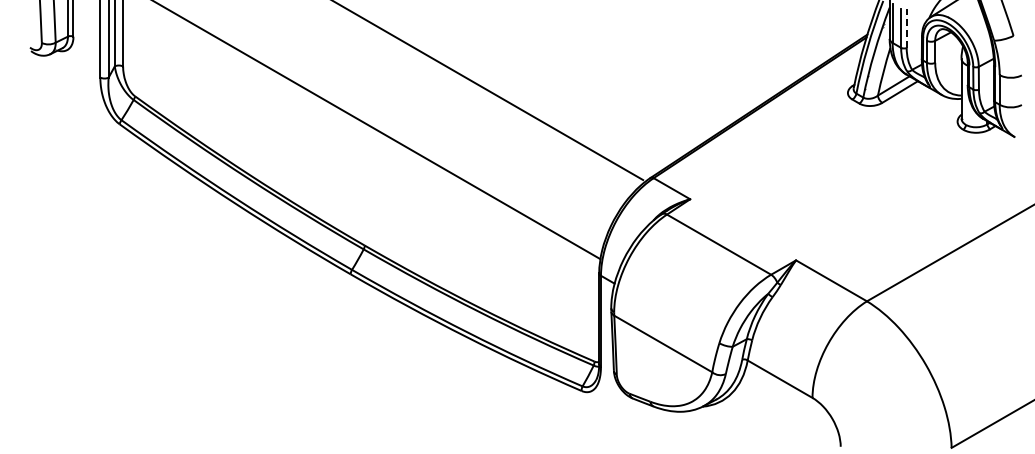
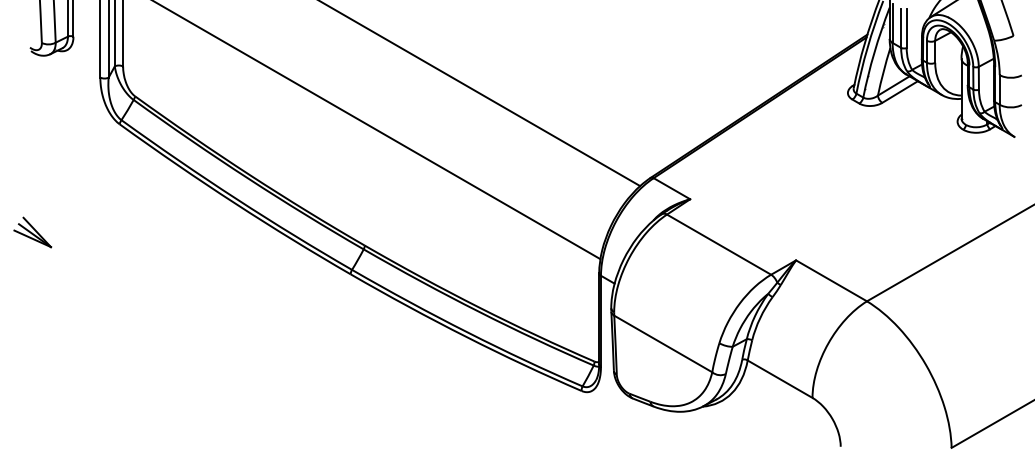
line: dashed -> solid (906, 28)
line position: (488, 91) -> (480, 94) (480, 94)
part: none -> present (32, 232)
